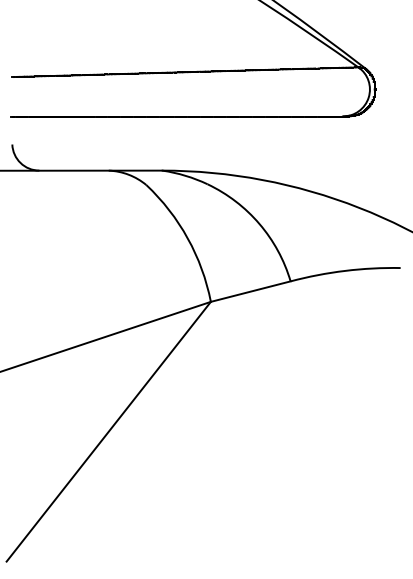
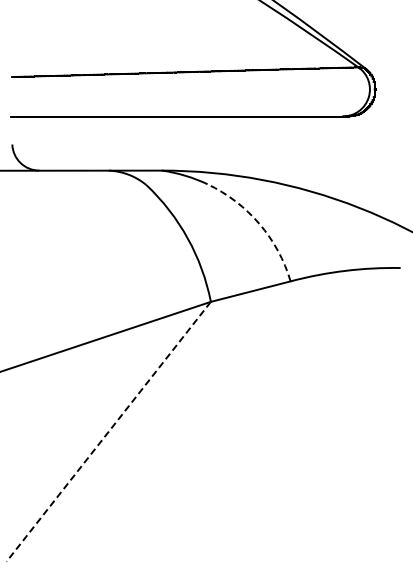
arc: solid -> dashed (259, 223)
line: solid -> dashed (108, 432)
